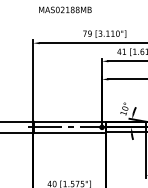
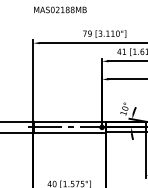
text position: (65, 9) -> (60, 9) (60, 9)
